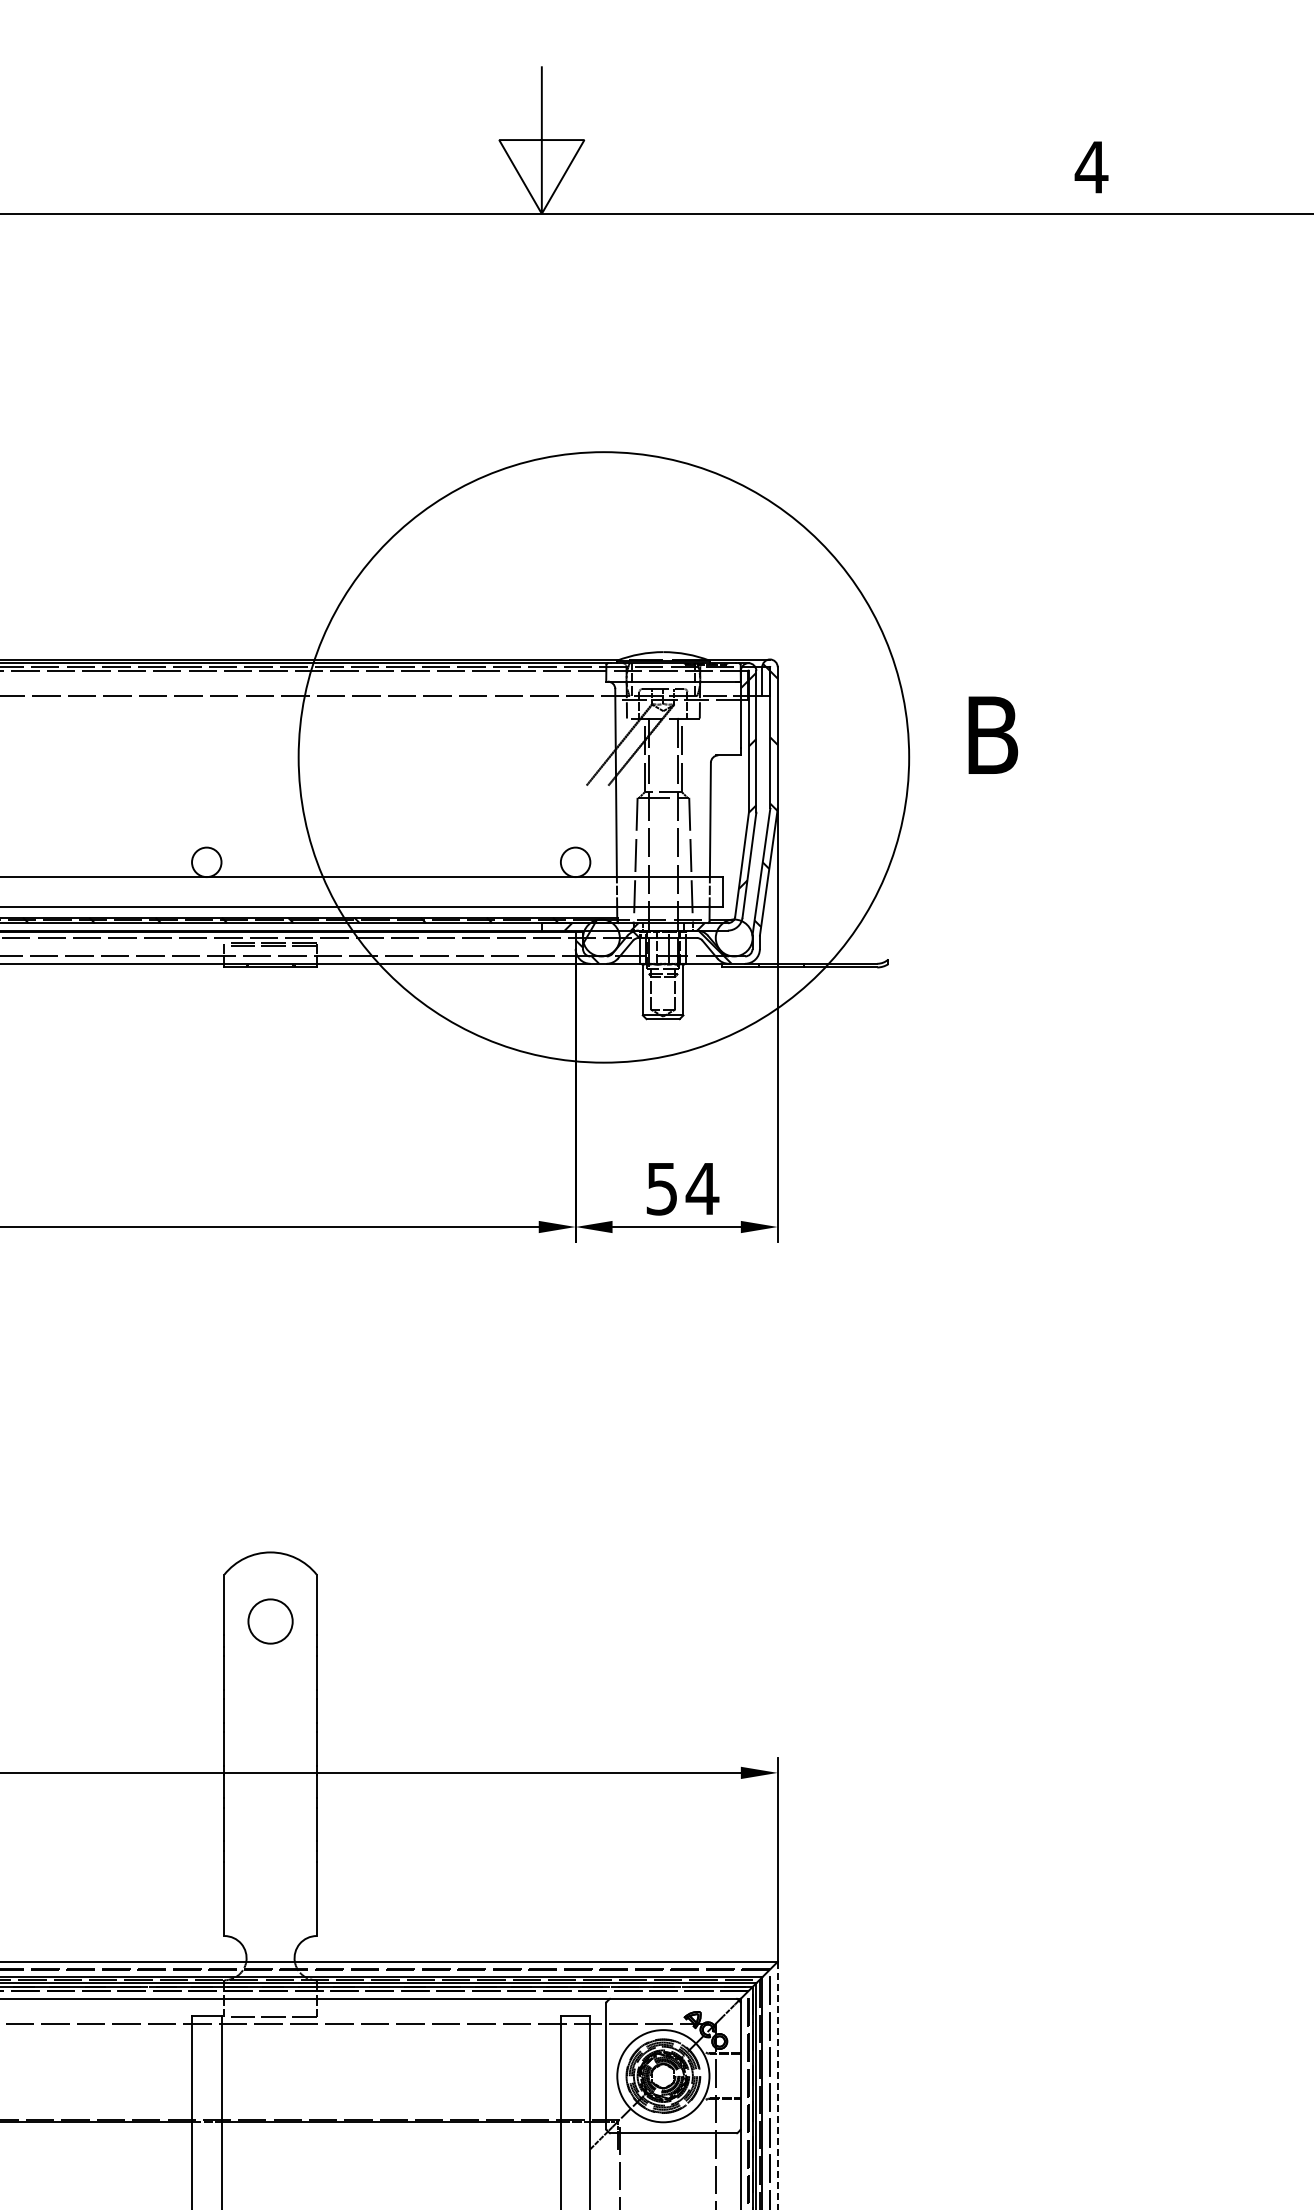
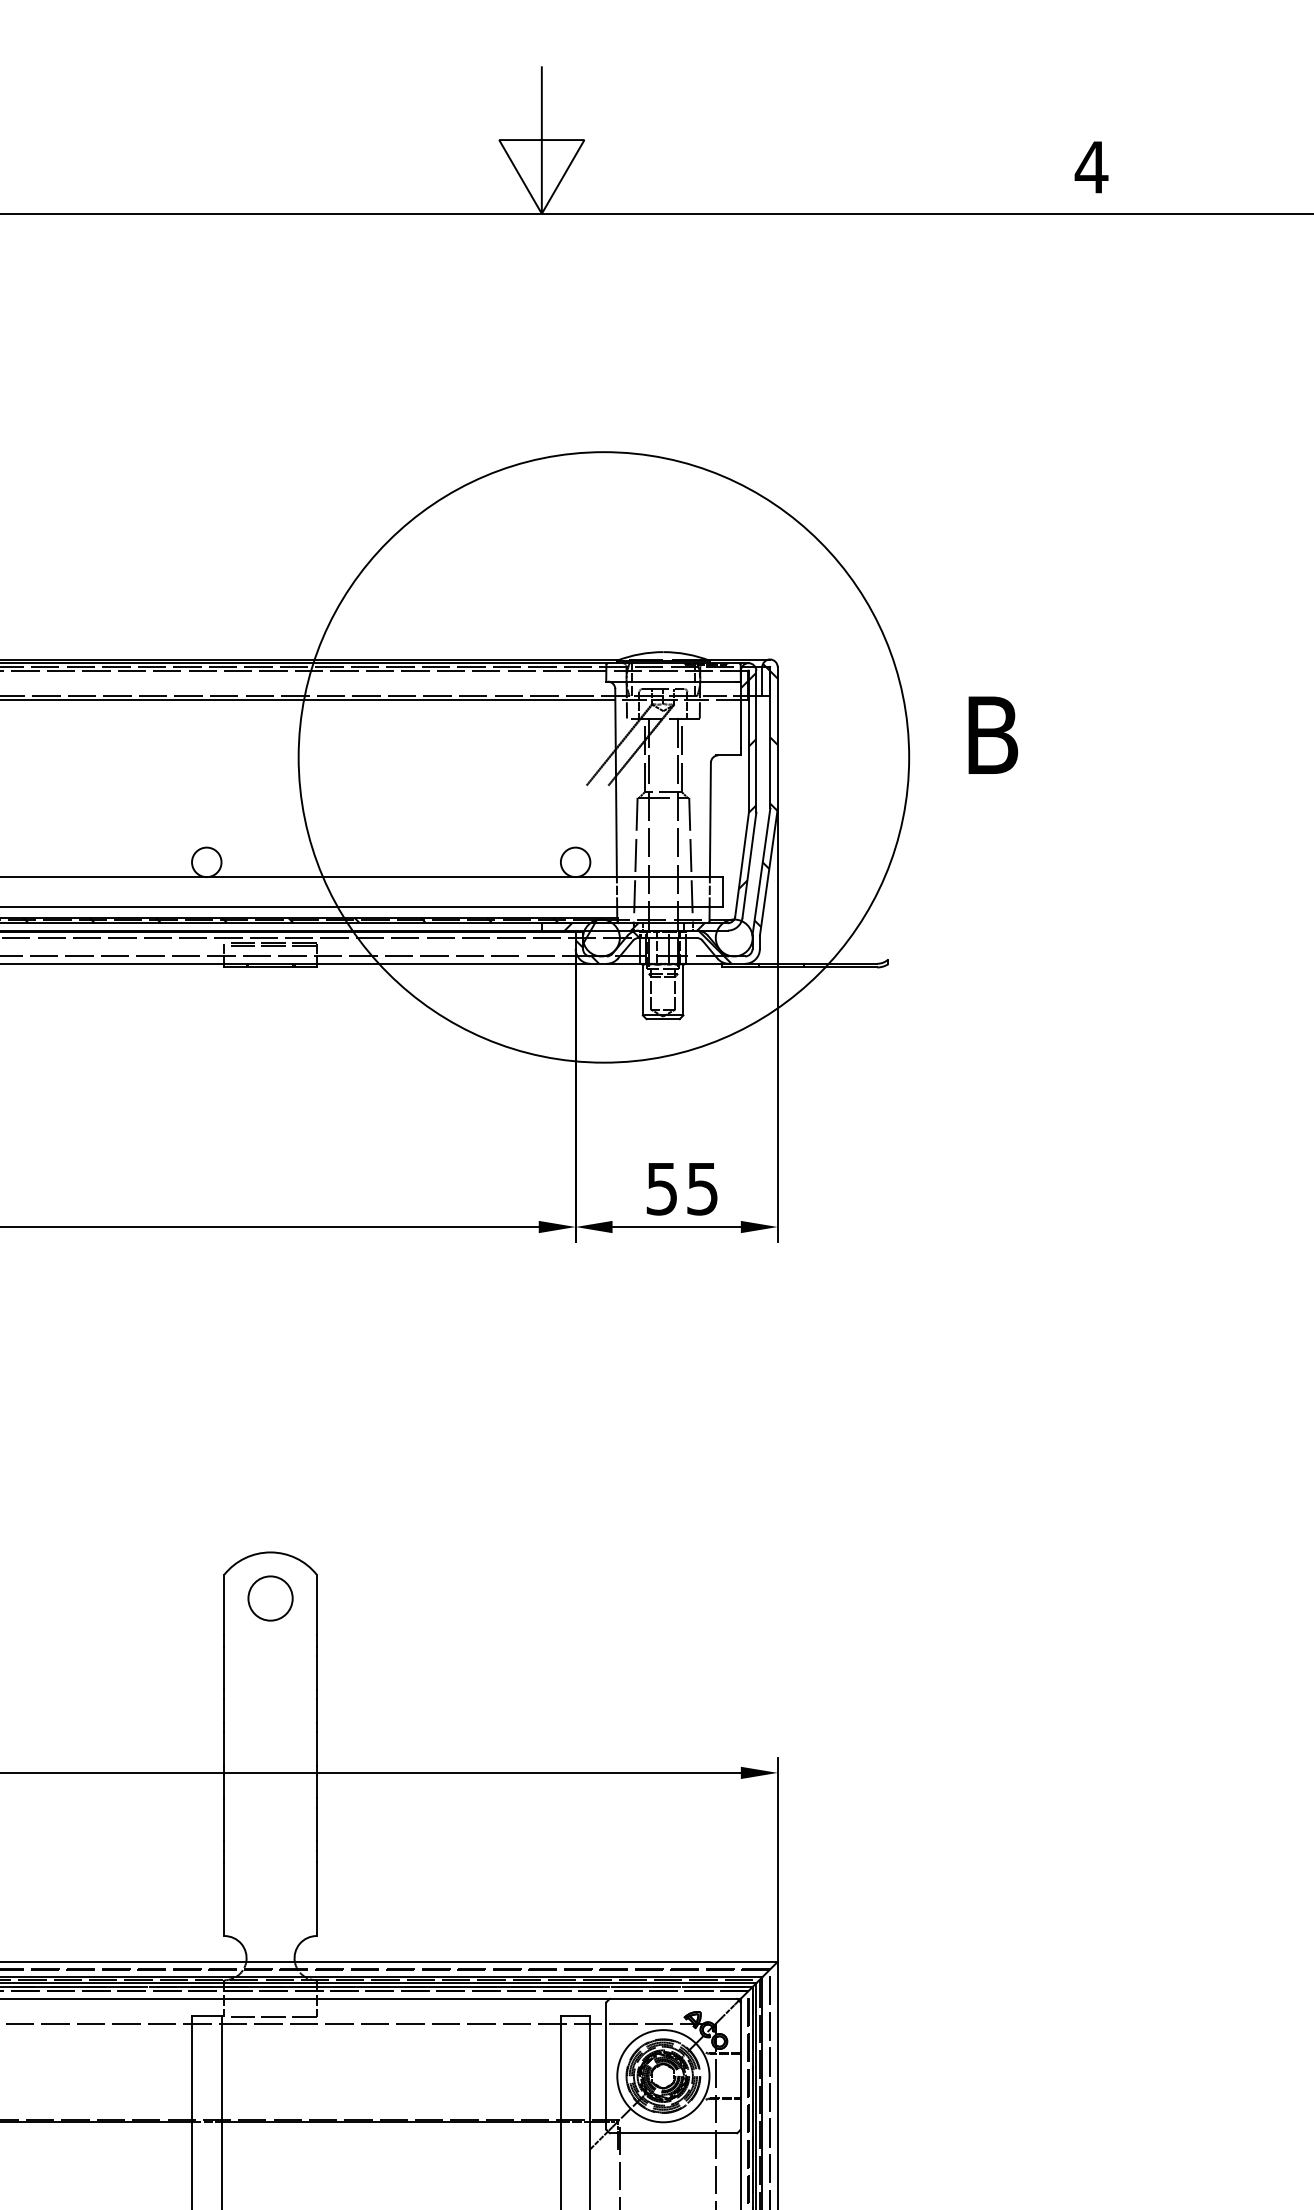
line: none -> present (308, 700)
text: 54 -> 55 (702, 1189)
circle position: (270, 1621) -> (270, 1598) (270, 1598)
line: dashed -> solid (777, 2085)
